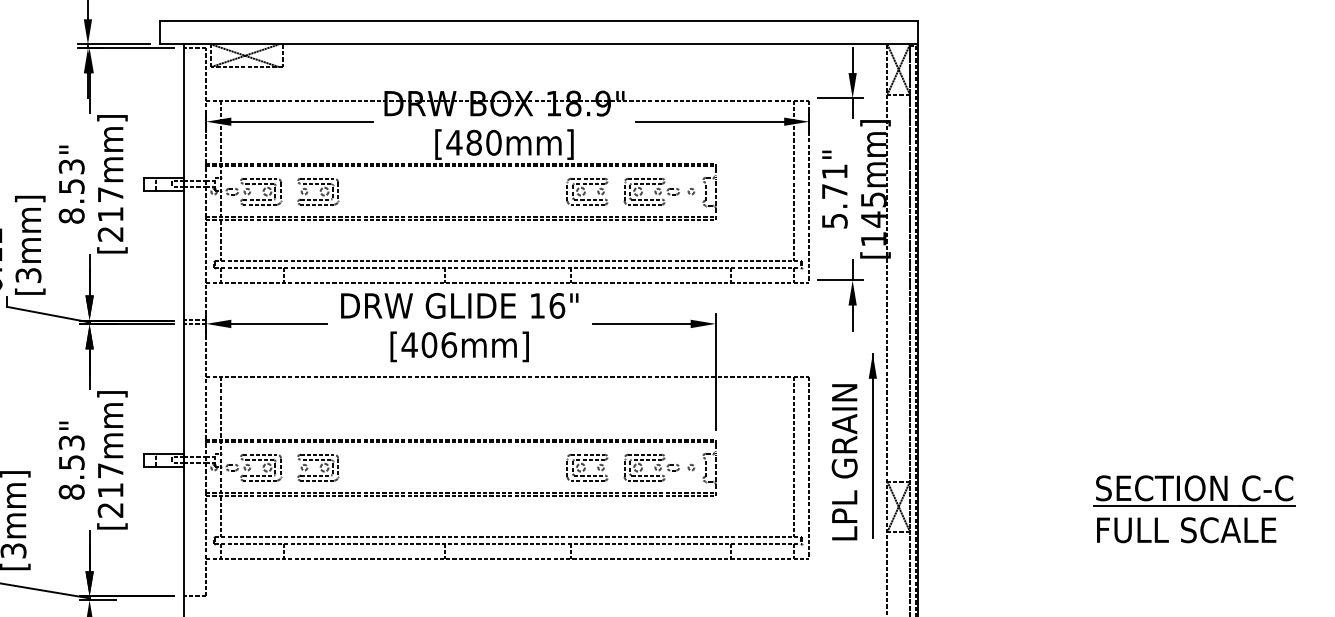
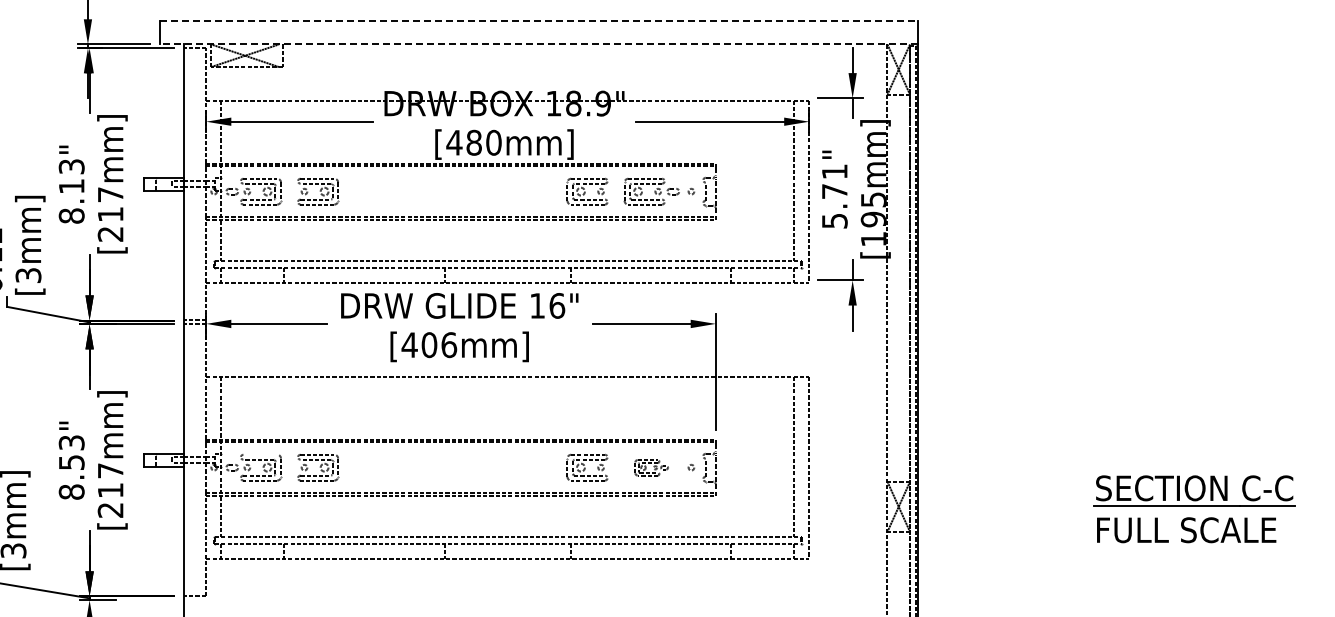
line: solid -> dashed (538, 20)
line: solid -> dashed (538, 44)
text: 8.53" -> 8.13" (71, 186)
text: [145mm] -> [195mm] (873, 219)
part: present -> none (853, 446)
line: present -> none (260, 454)
part size: 57x28 px -> 35x18 px (651, 467)
